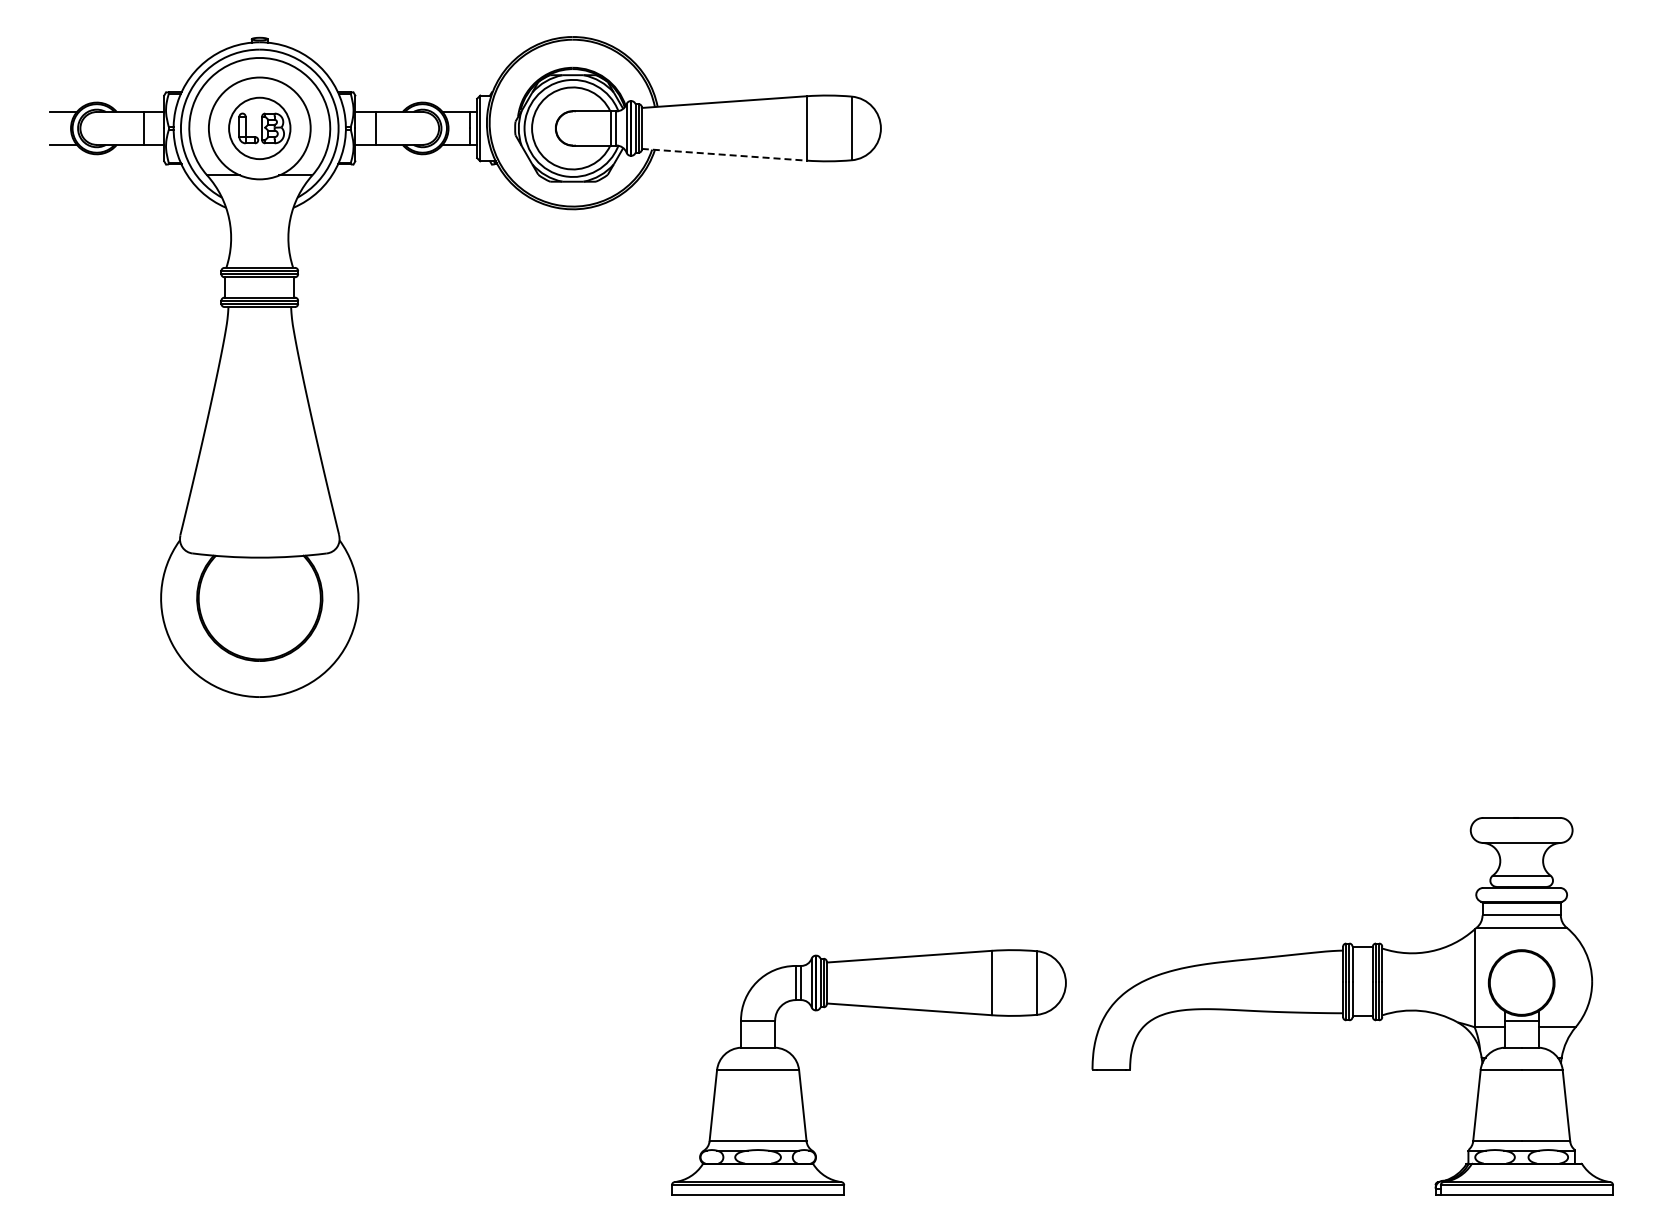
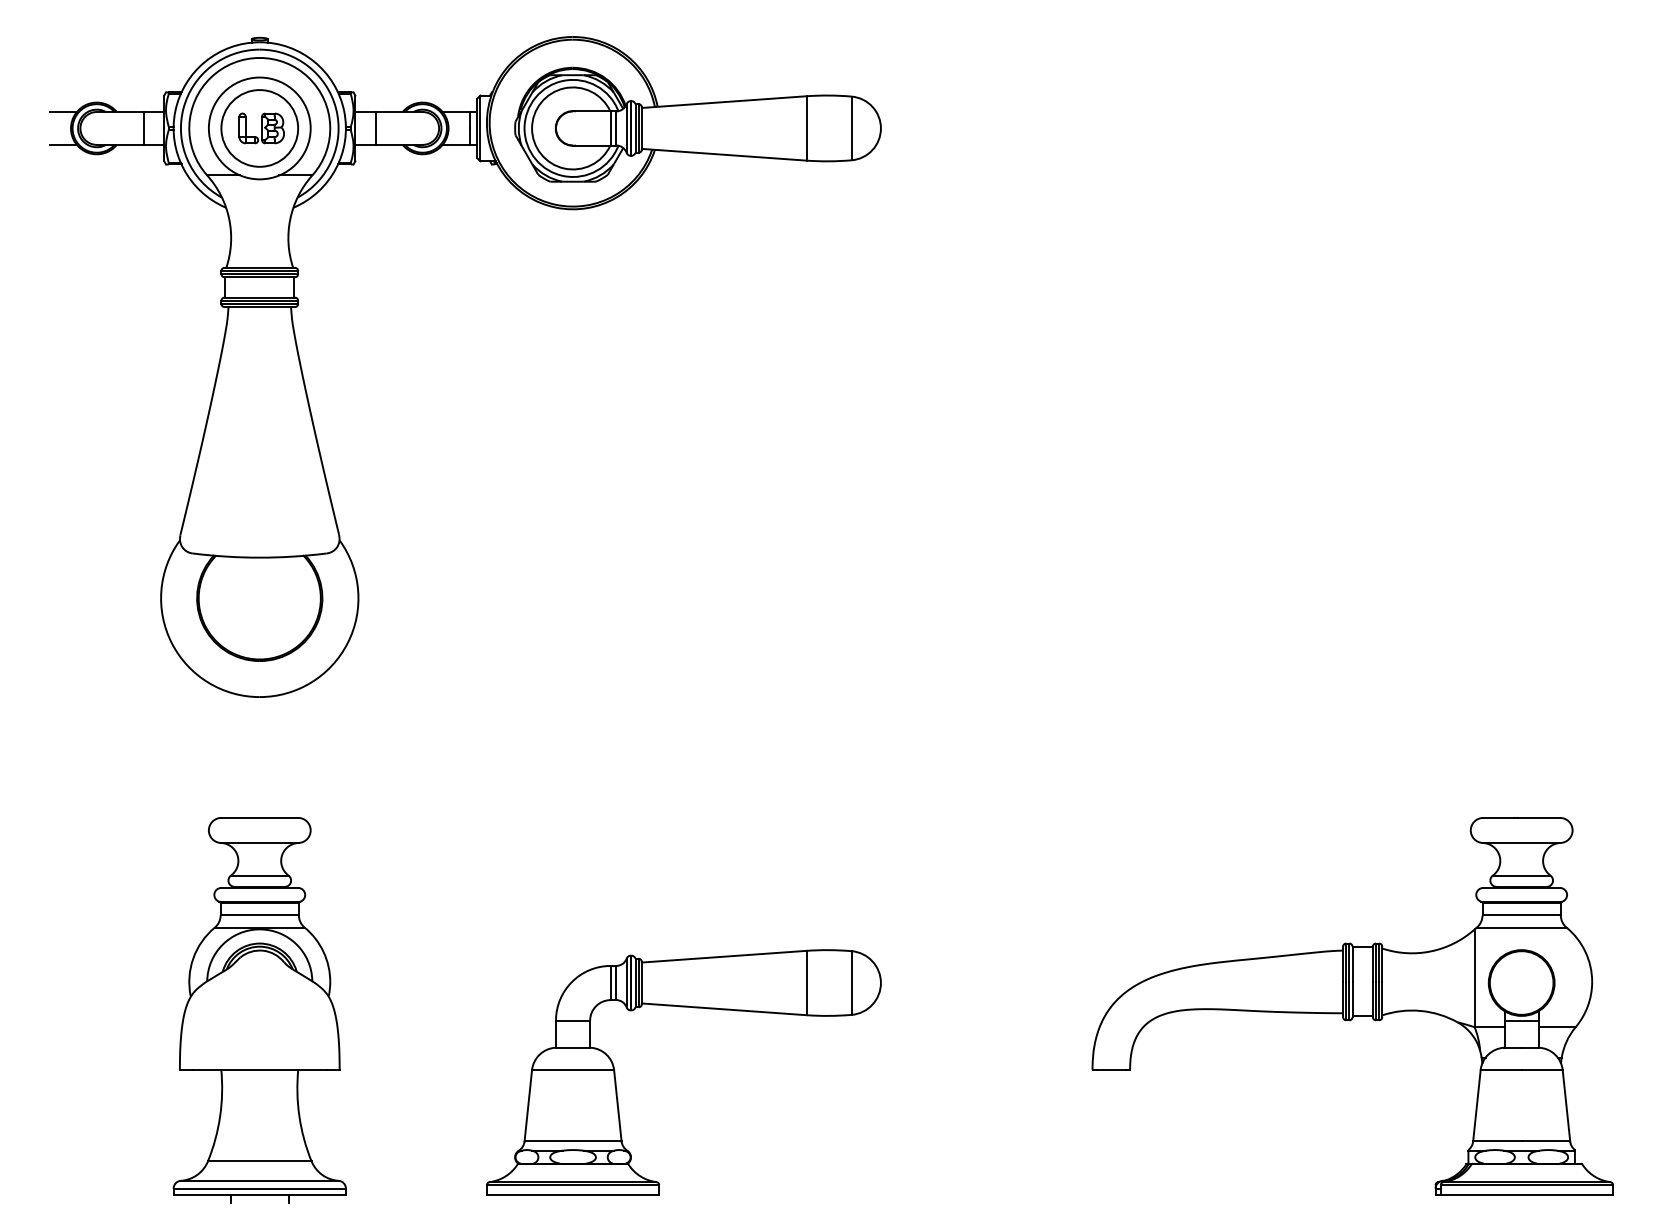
circle diameter: 61 px -> 77 px (259, 128)
line: dashed -> solid (724, 154)
part position: (878, 1008) -> (693, 1008) (693, 1008)
part: none -> present (259, 1010)
